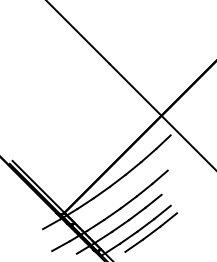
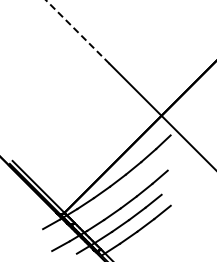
line: solid -> dashed (77, 32)
line: present -> none (151, 232)
